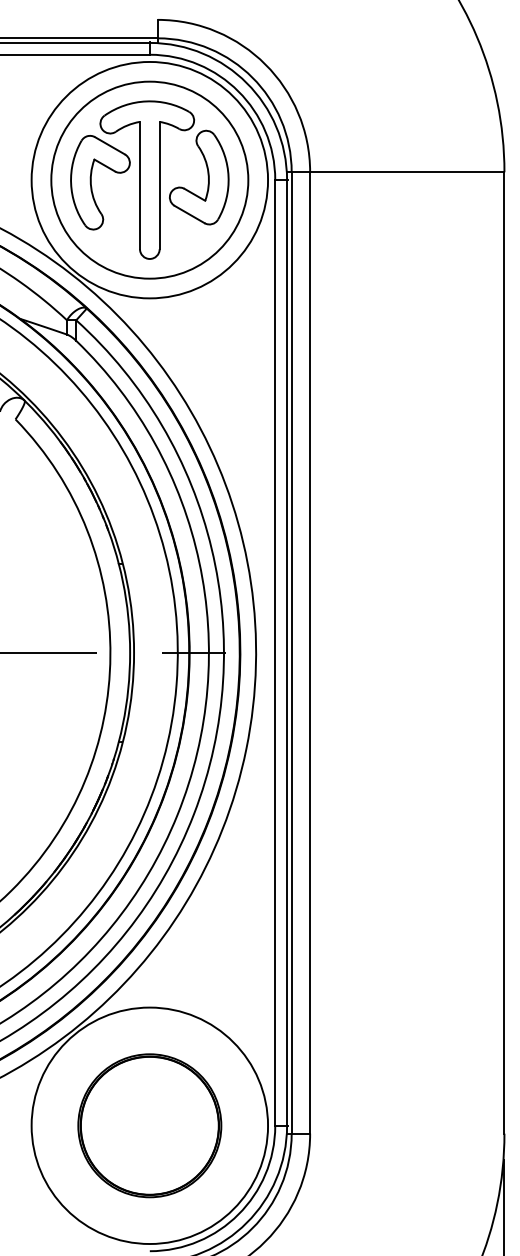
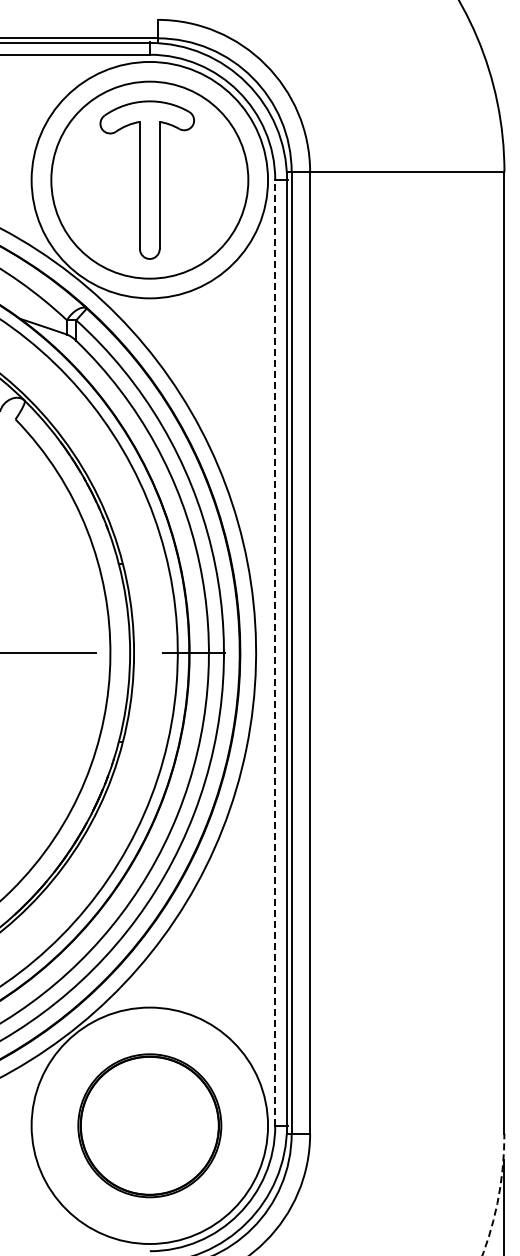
part: present -> none (207, 175)
part: present -> none (91, 182)
line: solid -> dashed (275, 652)
arc: solid -> dashed (498, 1196)
